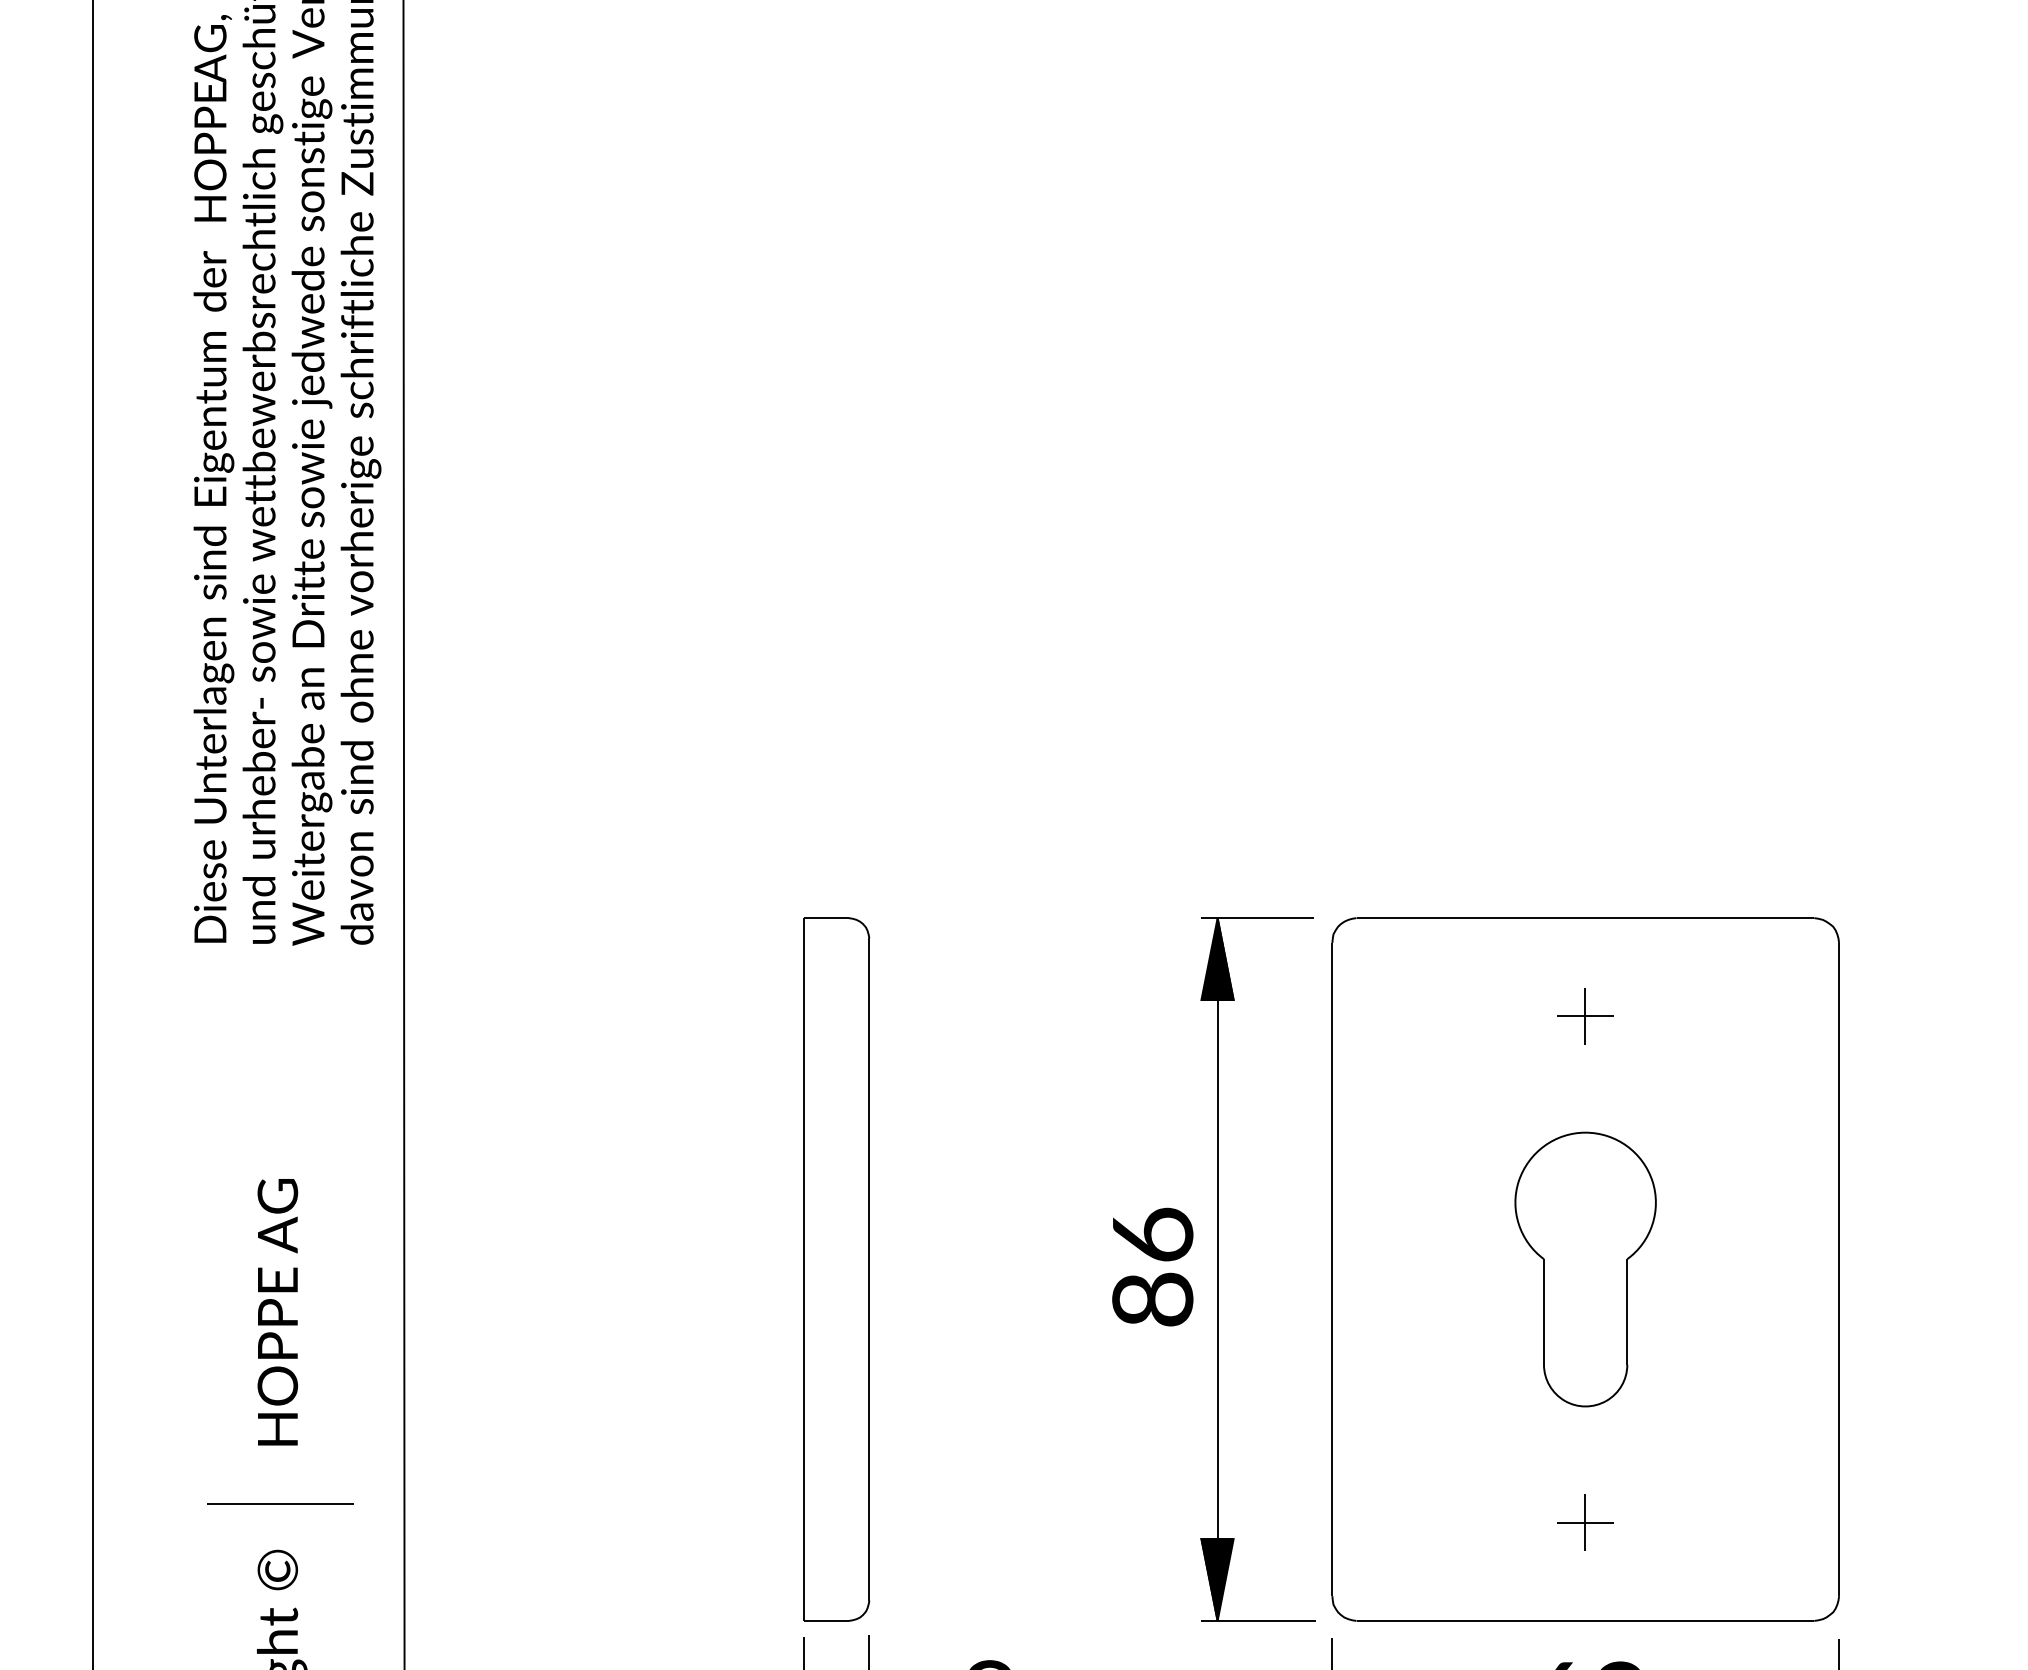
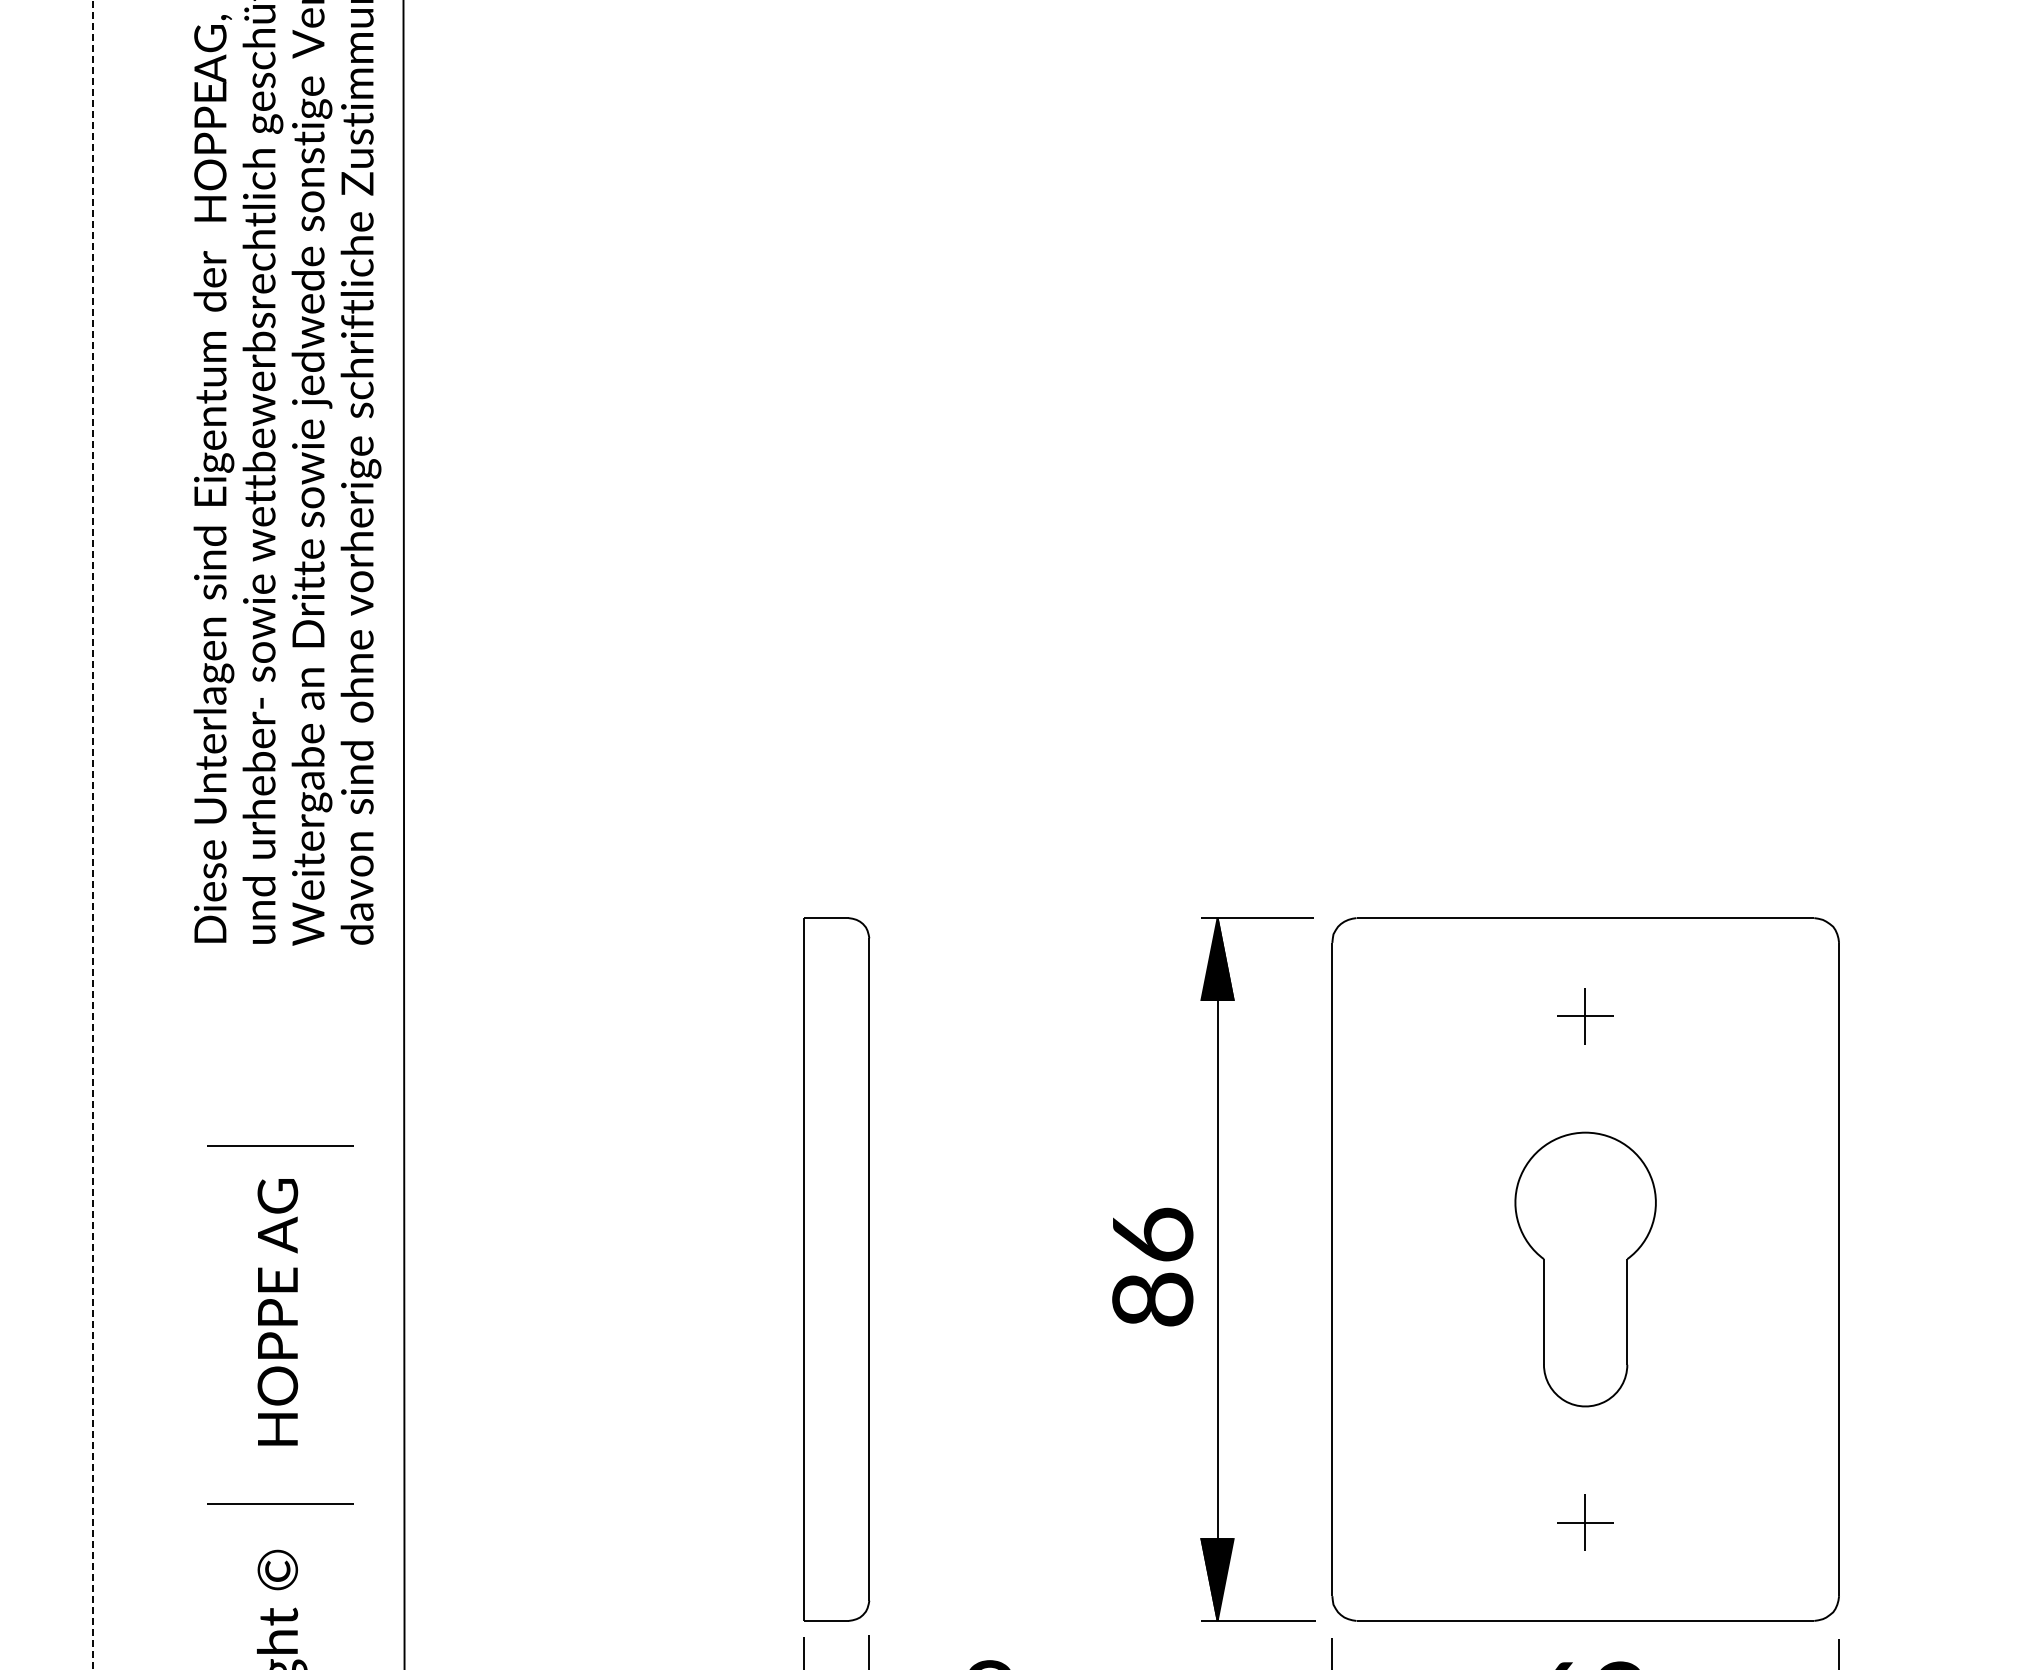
line: solid -> dashed (92, 835)
line: none -> present (280, 1145)
